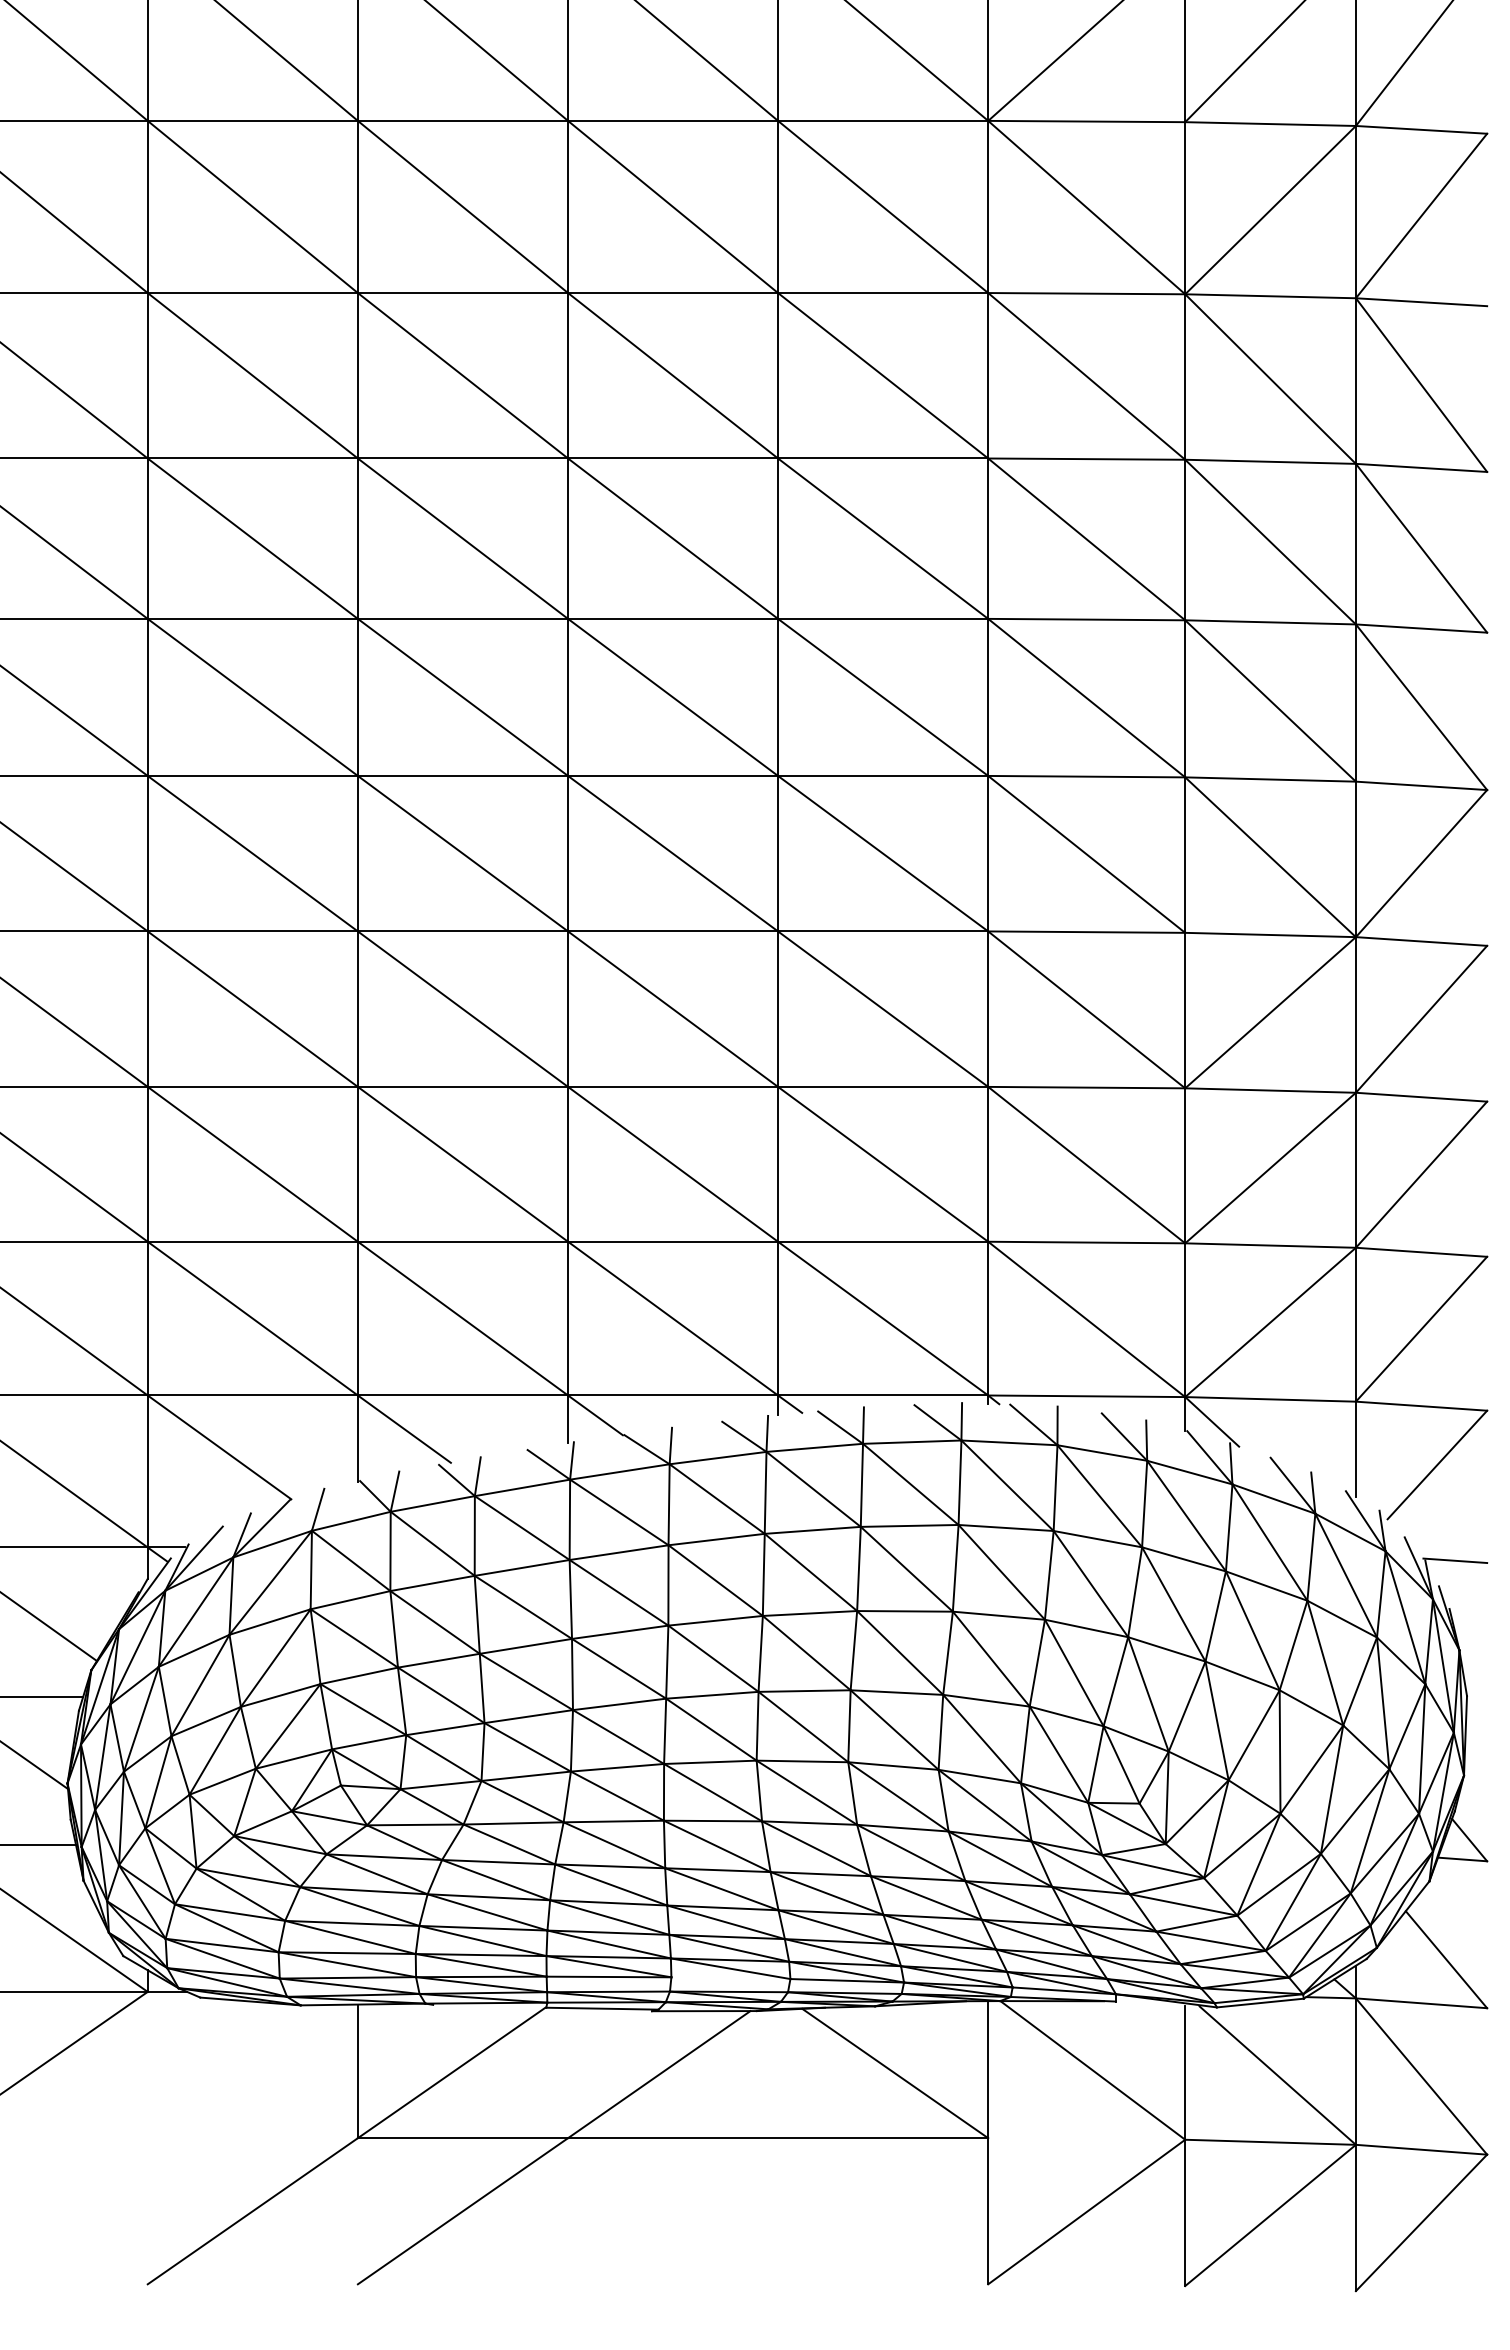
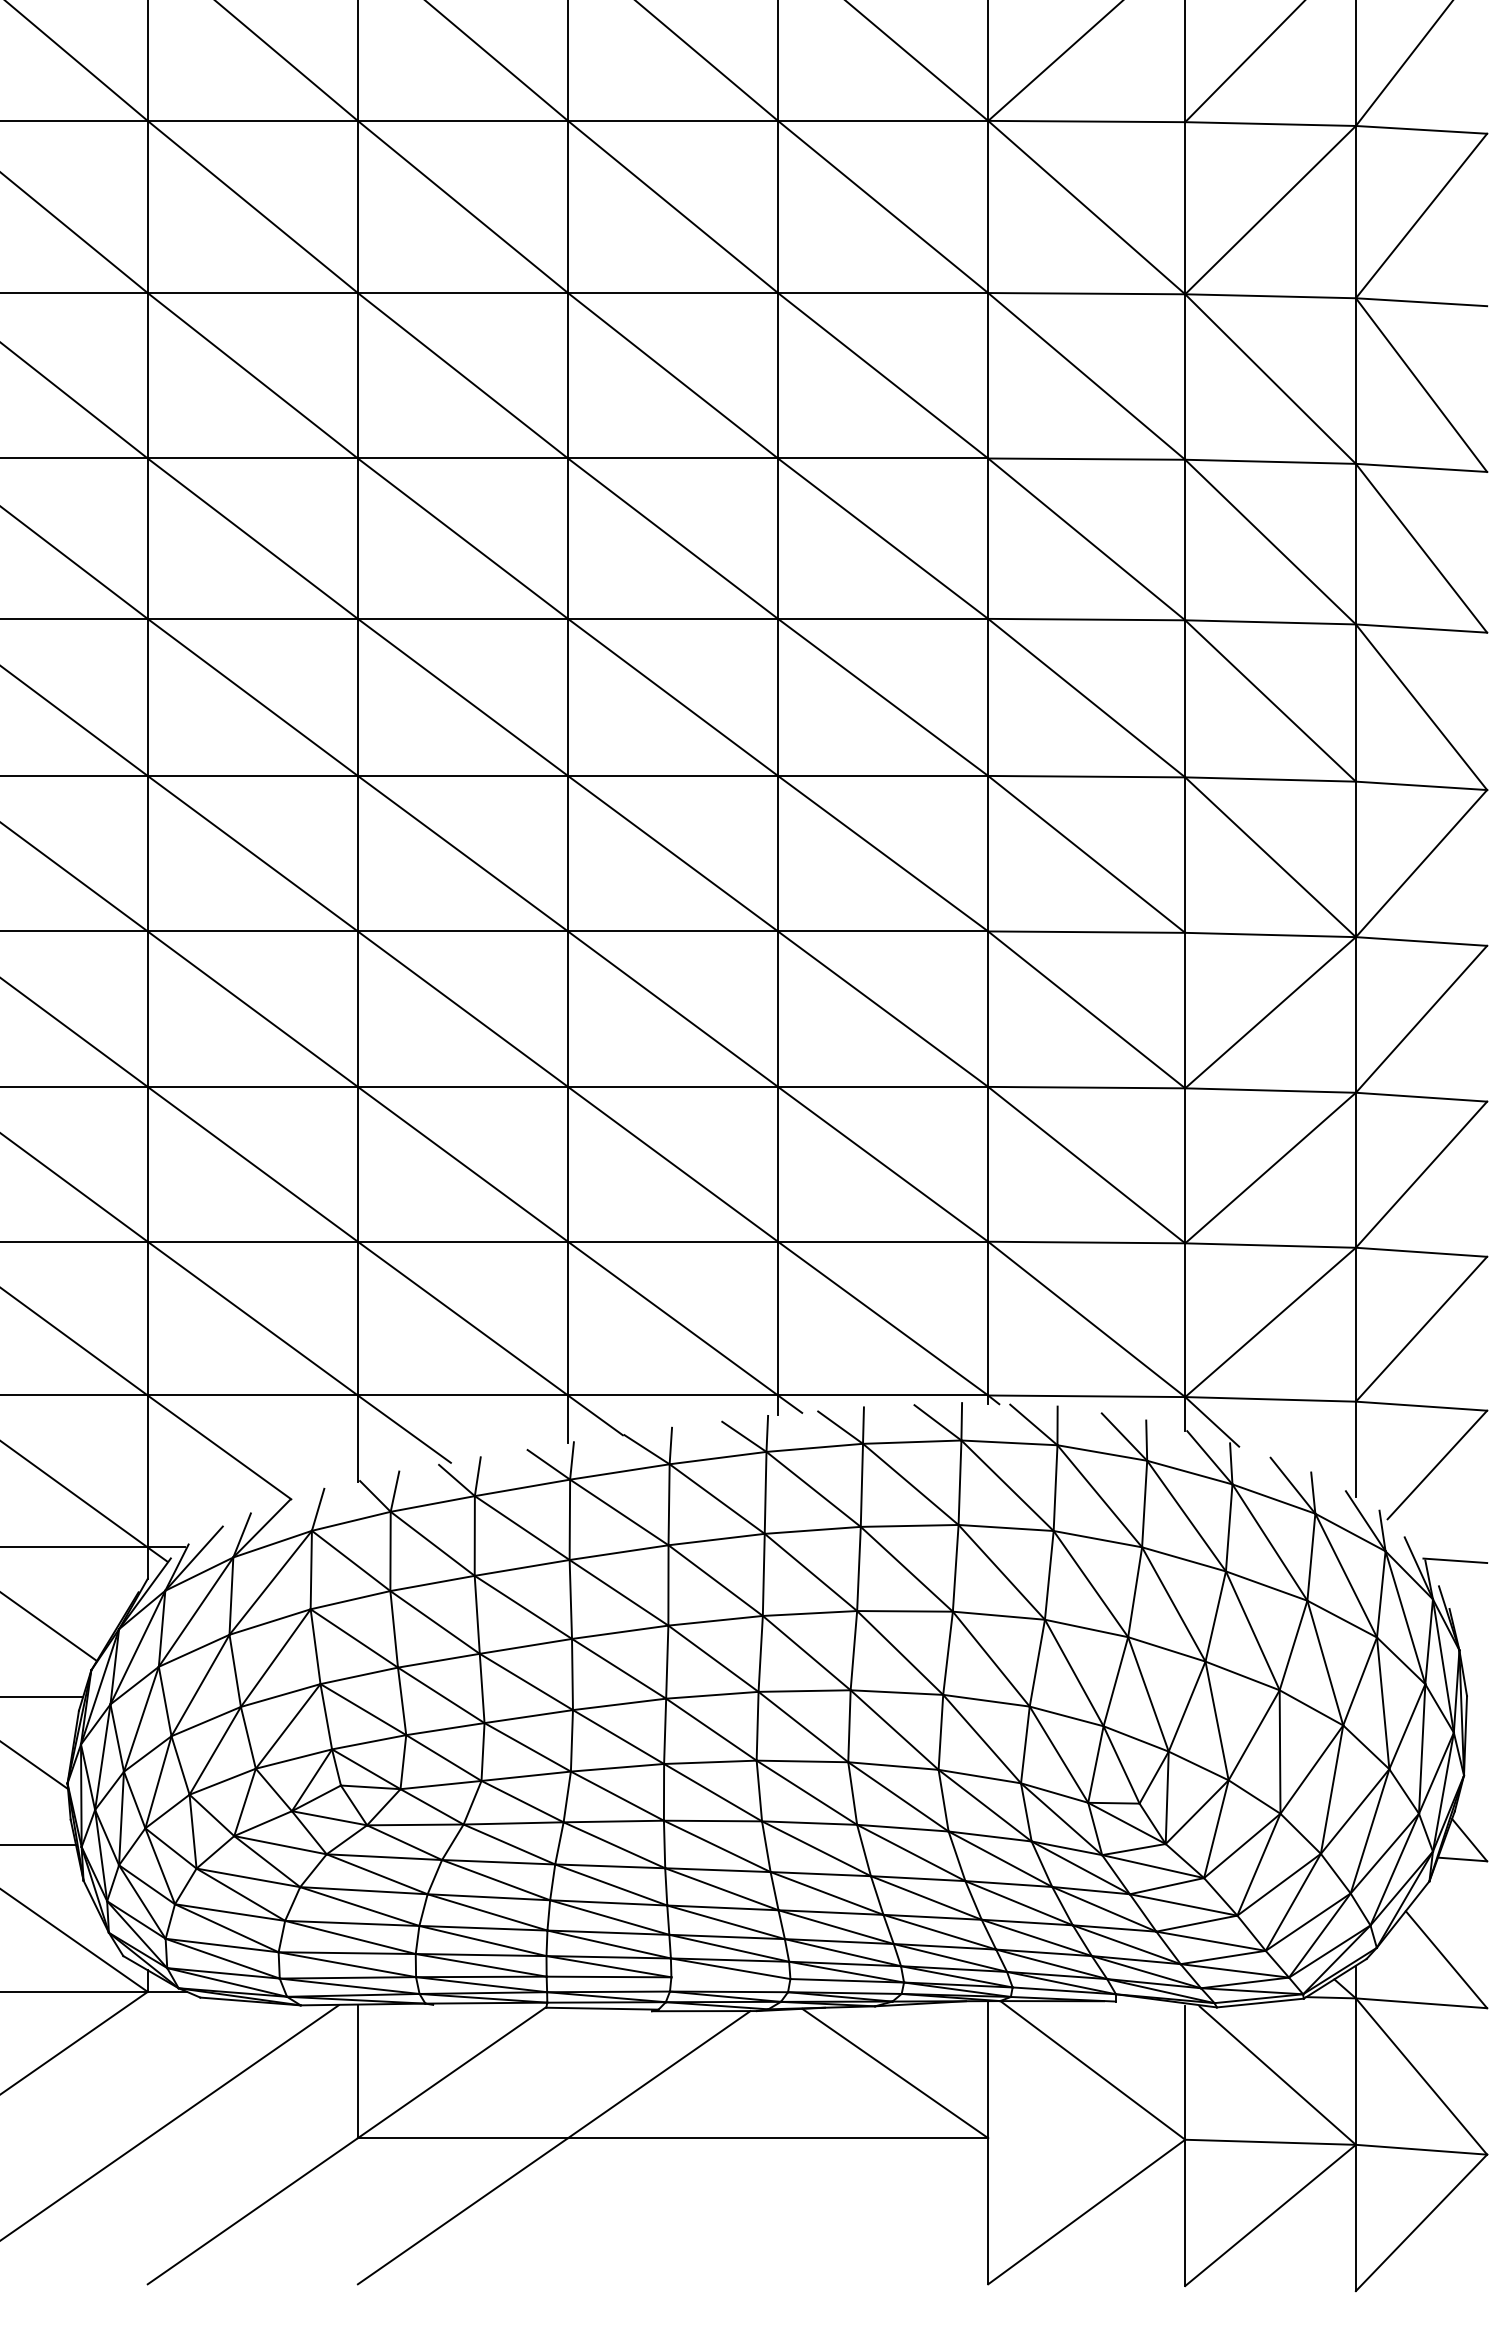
line: none -> present (170, 2122)
